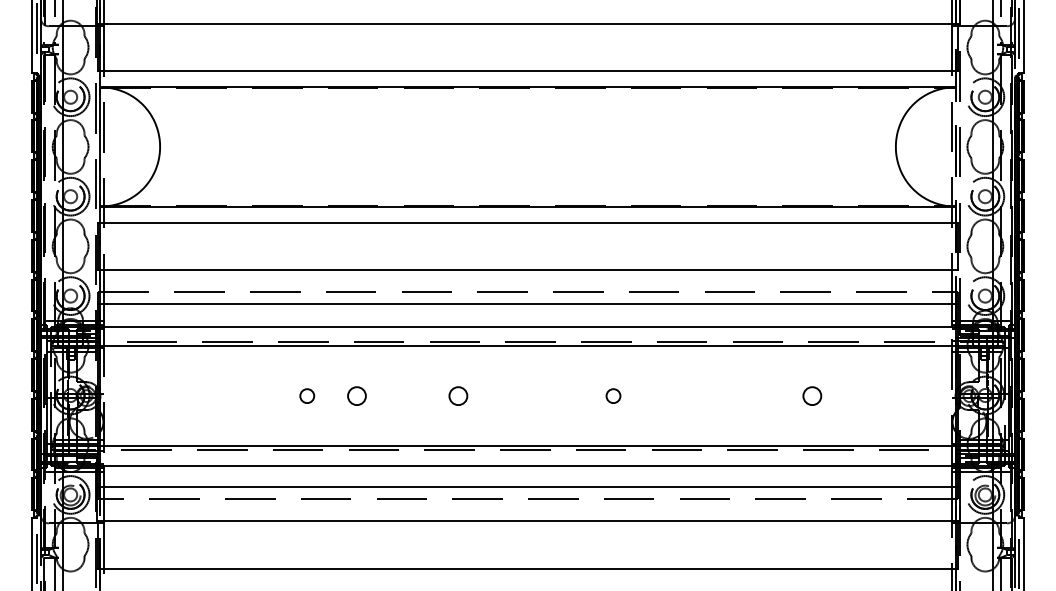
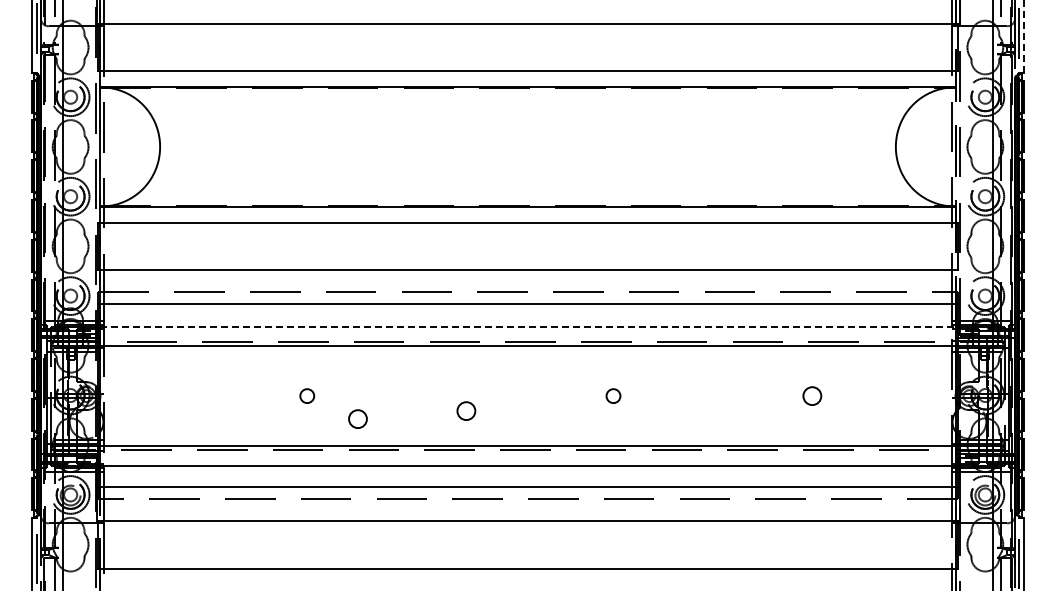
line: solid -> dashed (1024, 35)
line: solid -> dashed (528, 326)
circle position: (356, 395) -> (357, 418) (357, 418)
circle position: (458, 395) -> (466, 410) (466, 410)
